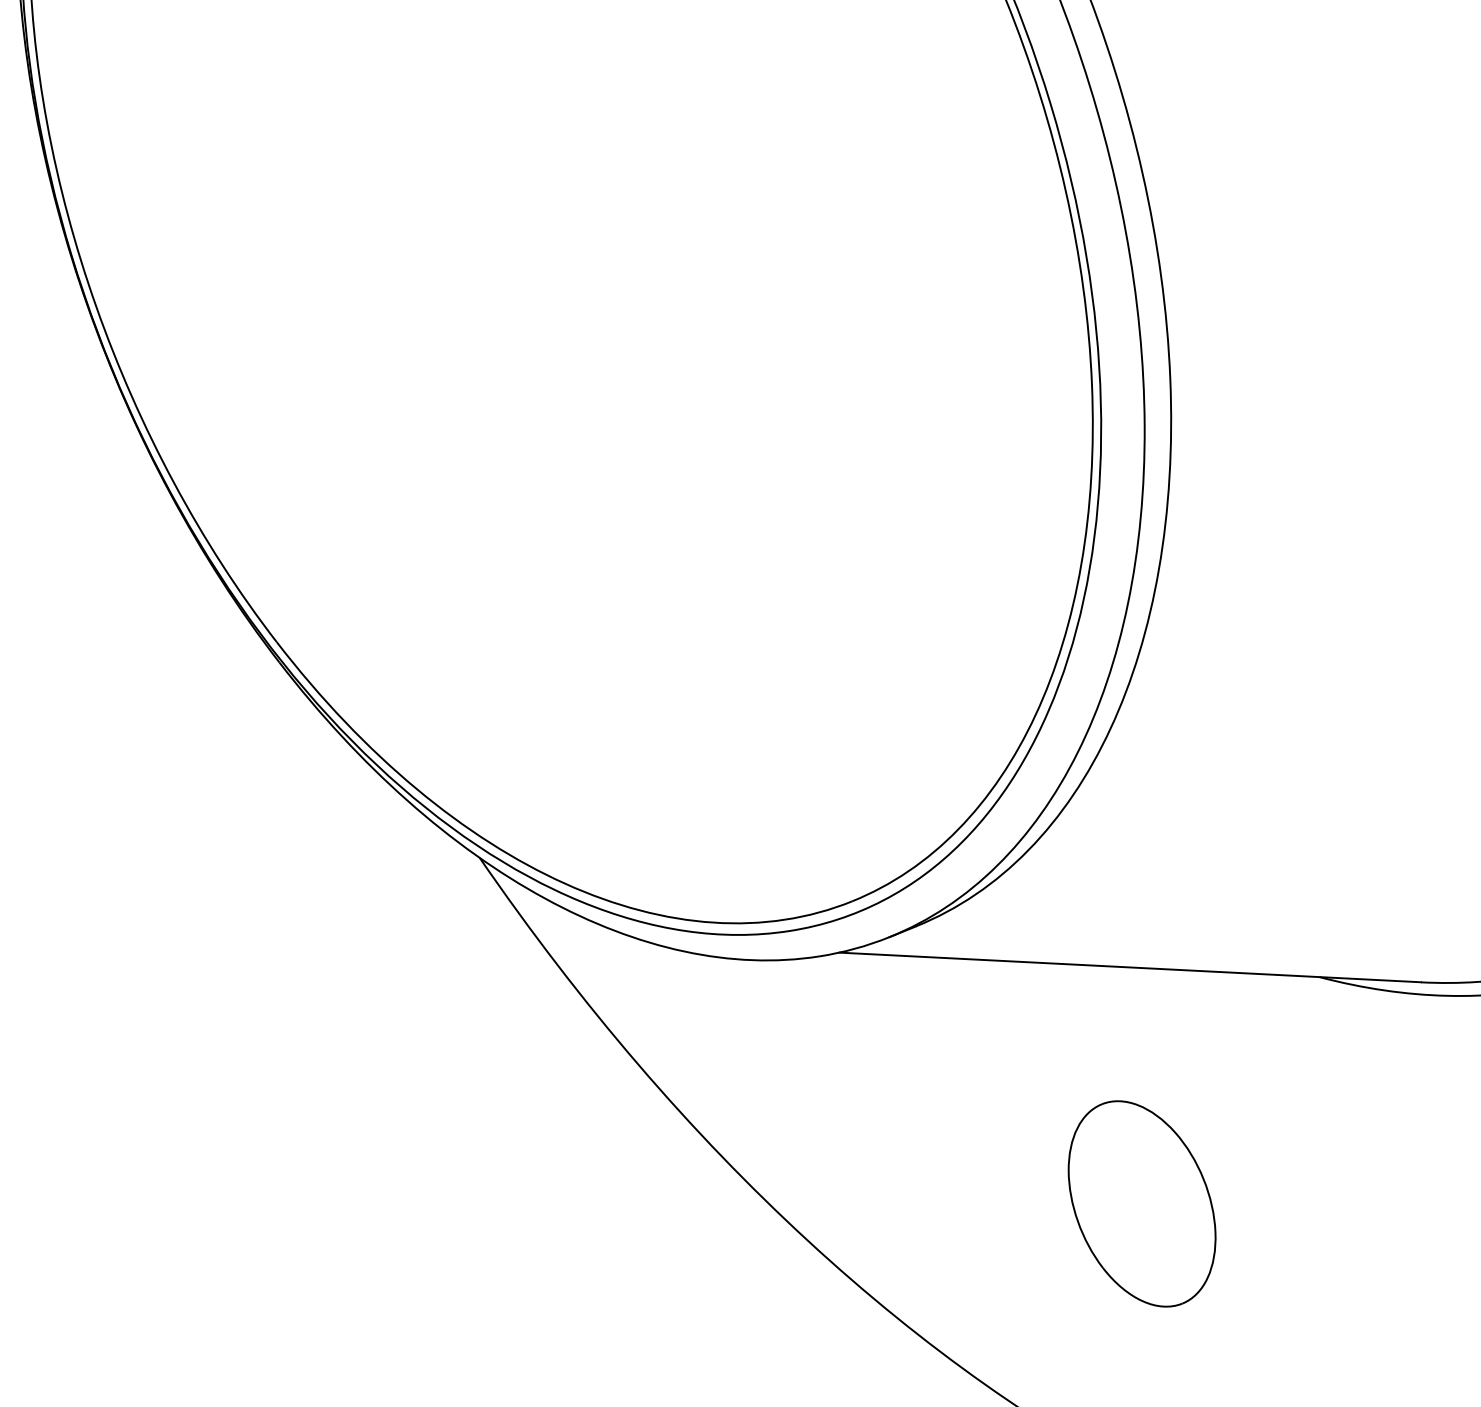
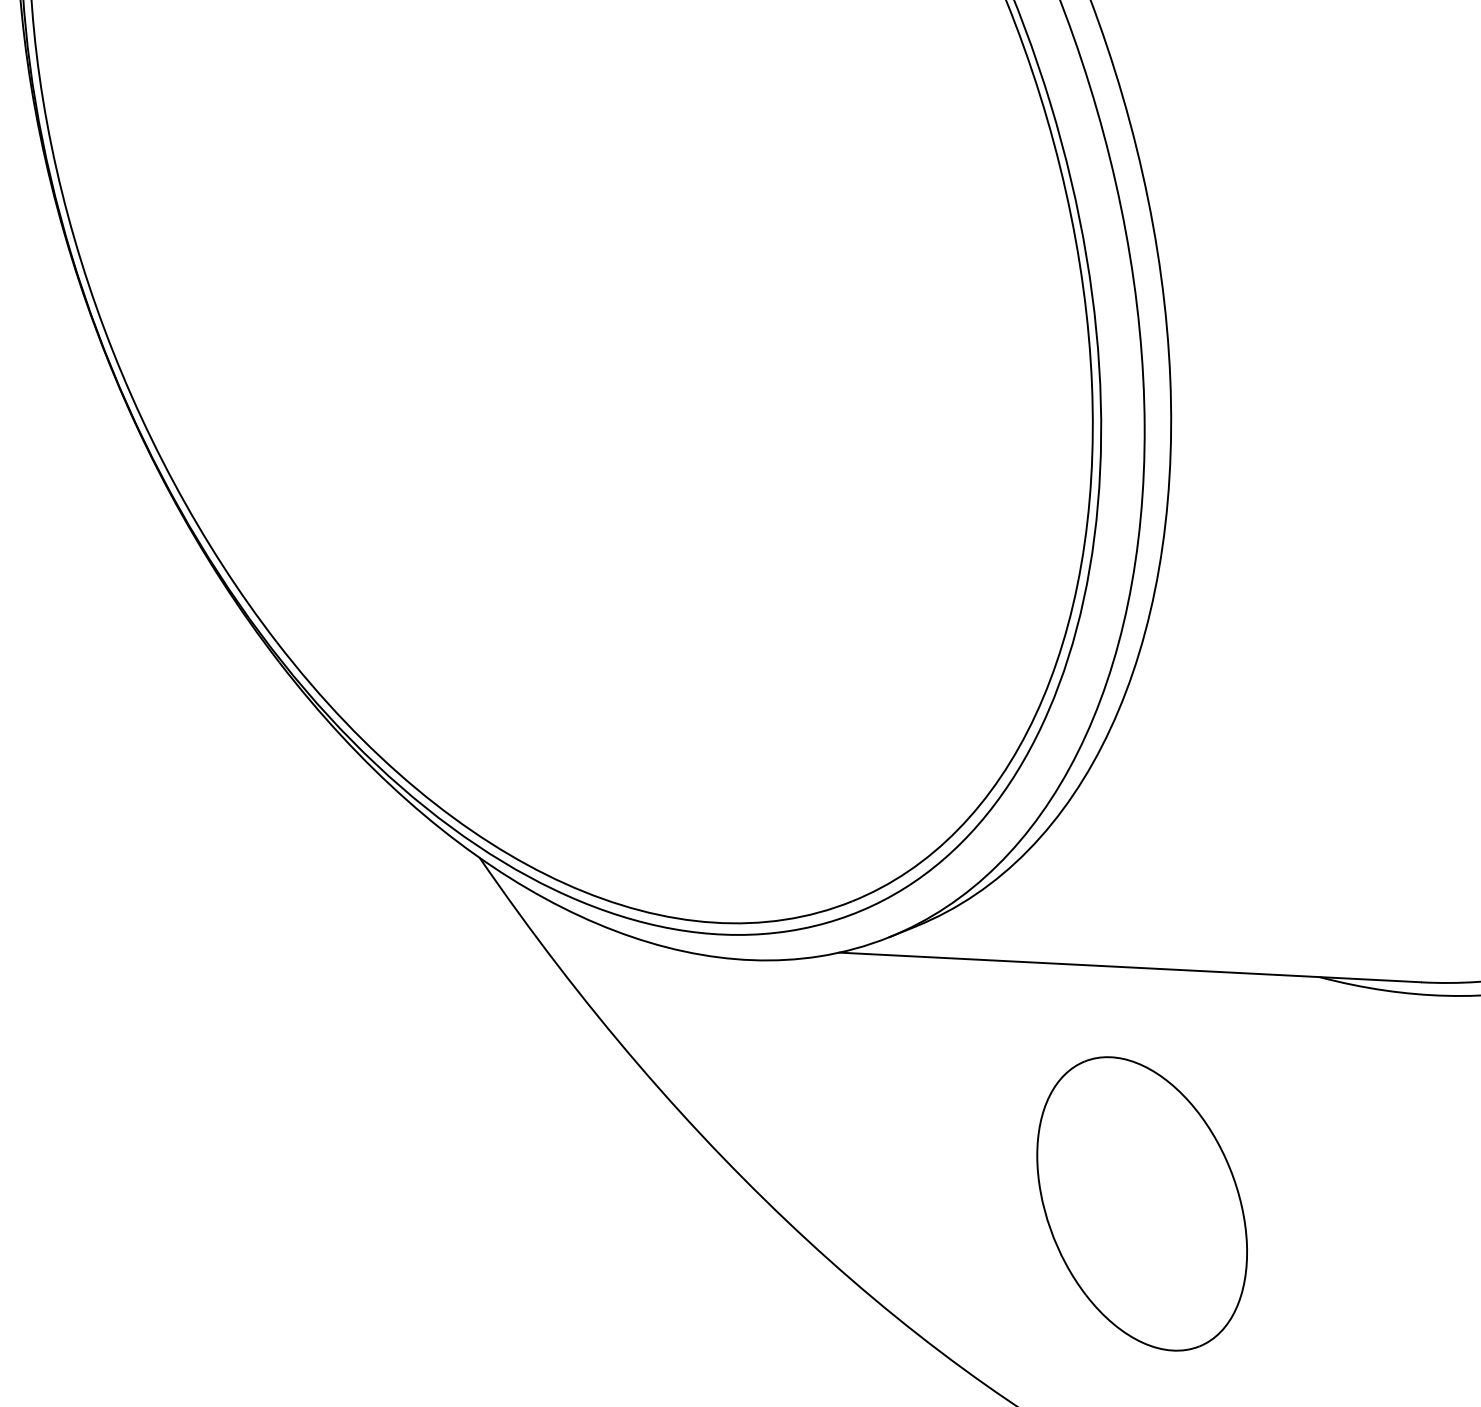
part size: 150x208 px -> 212x296 px (1141, 1203)
